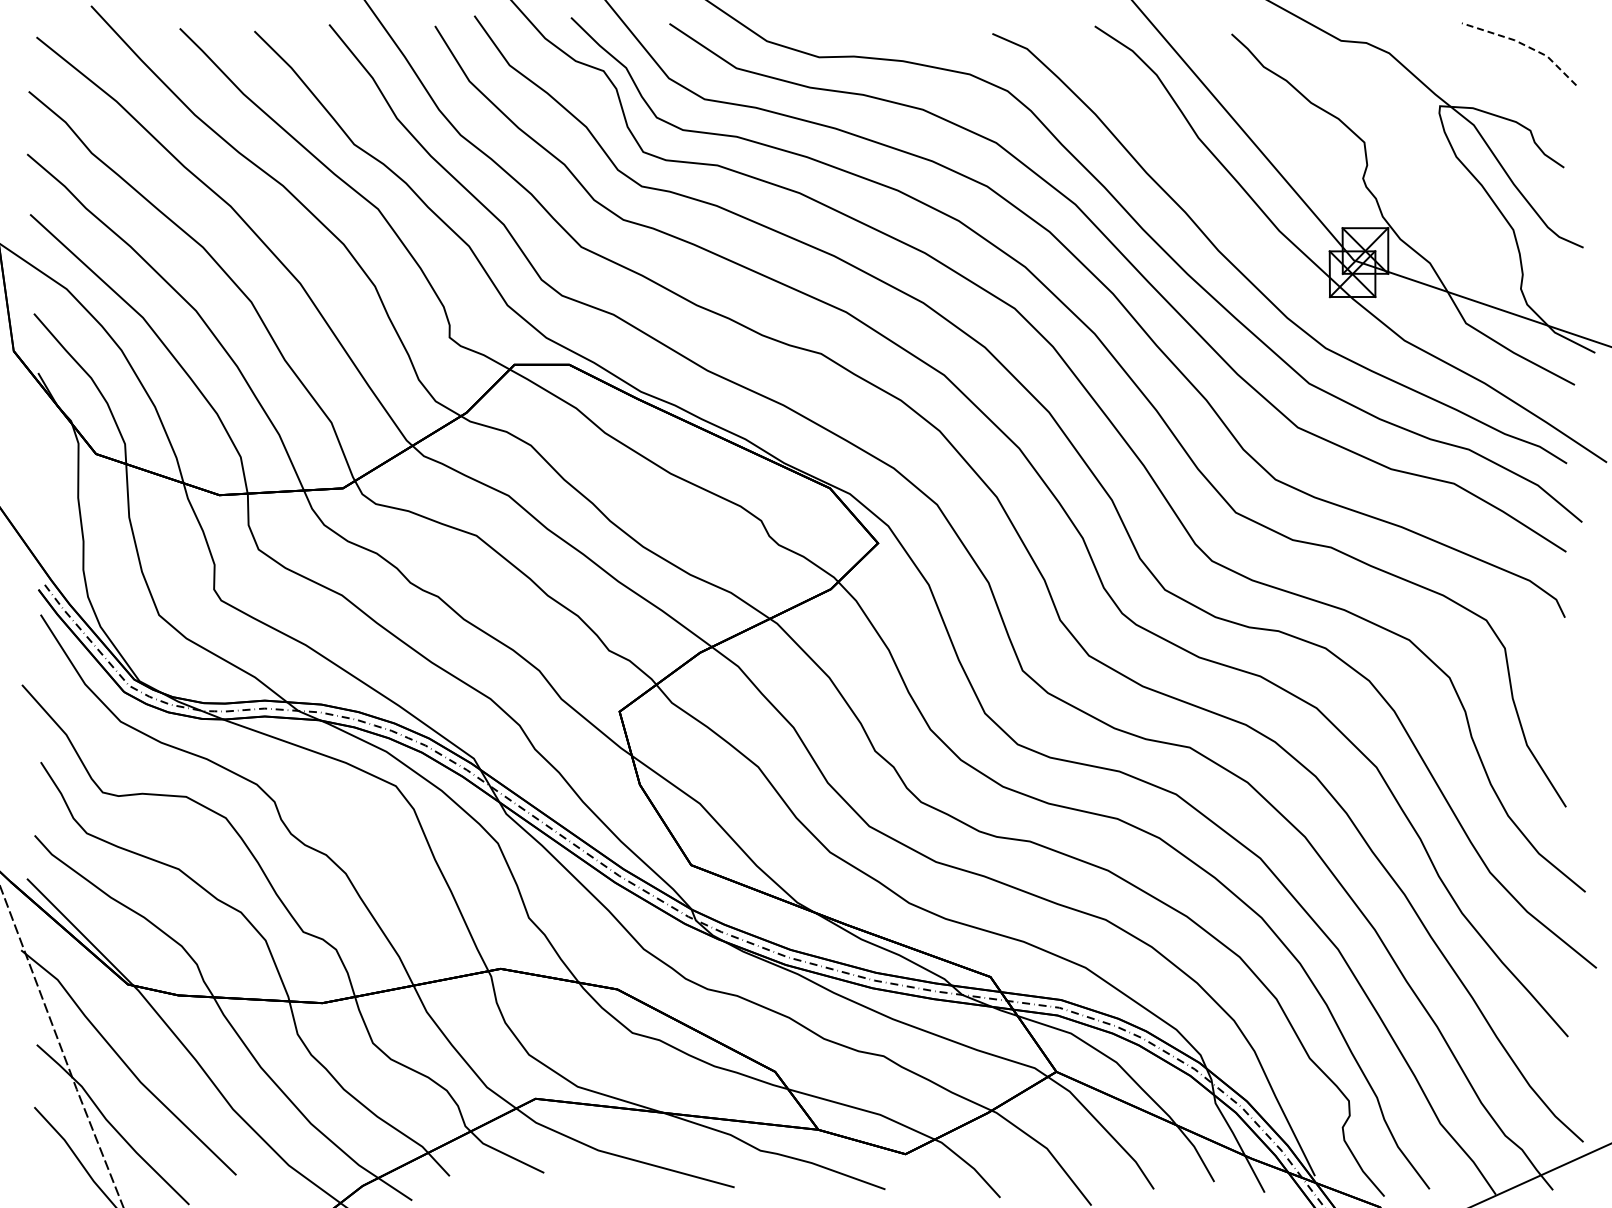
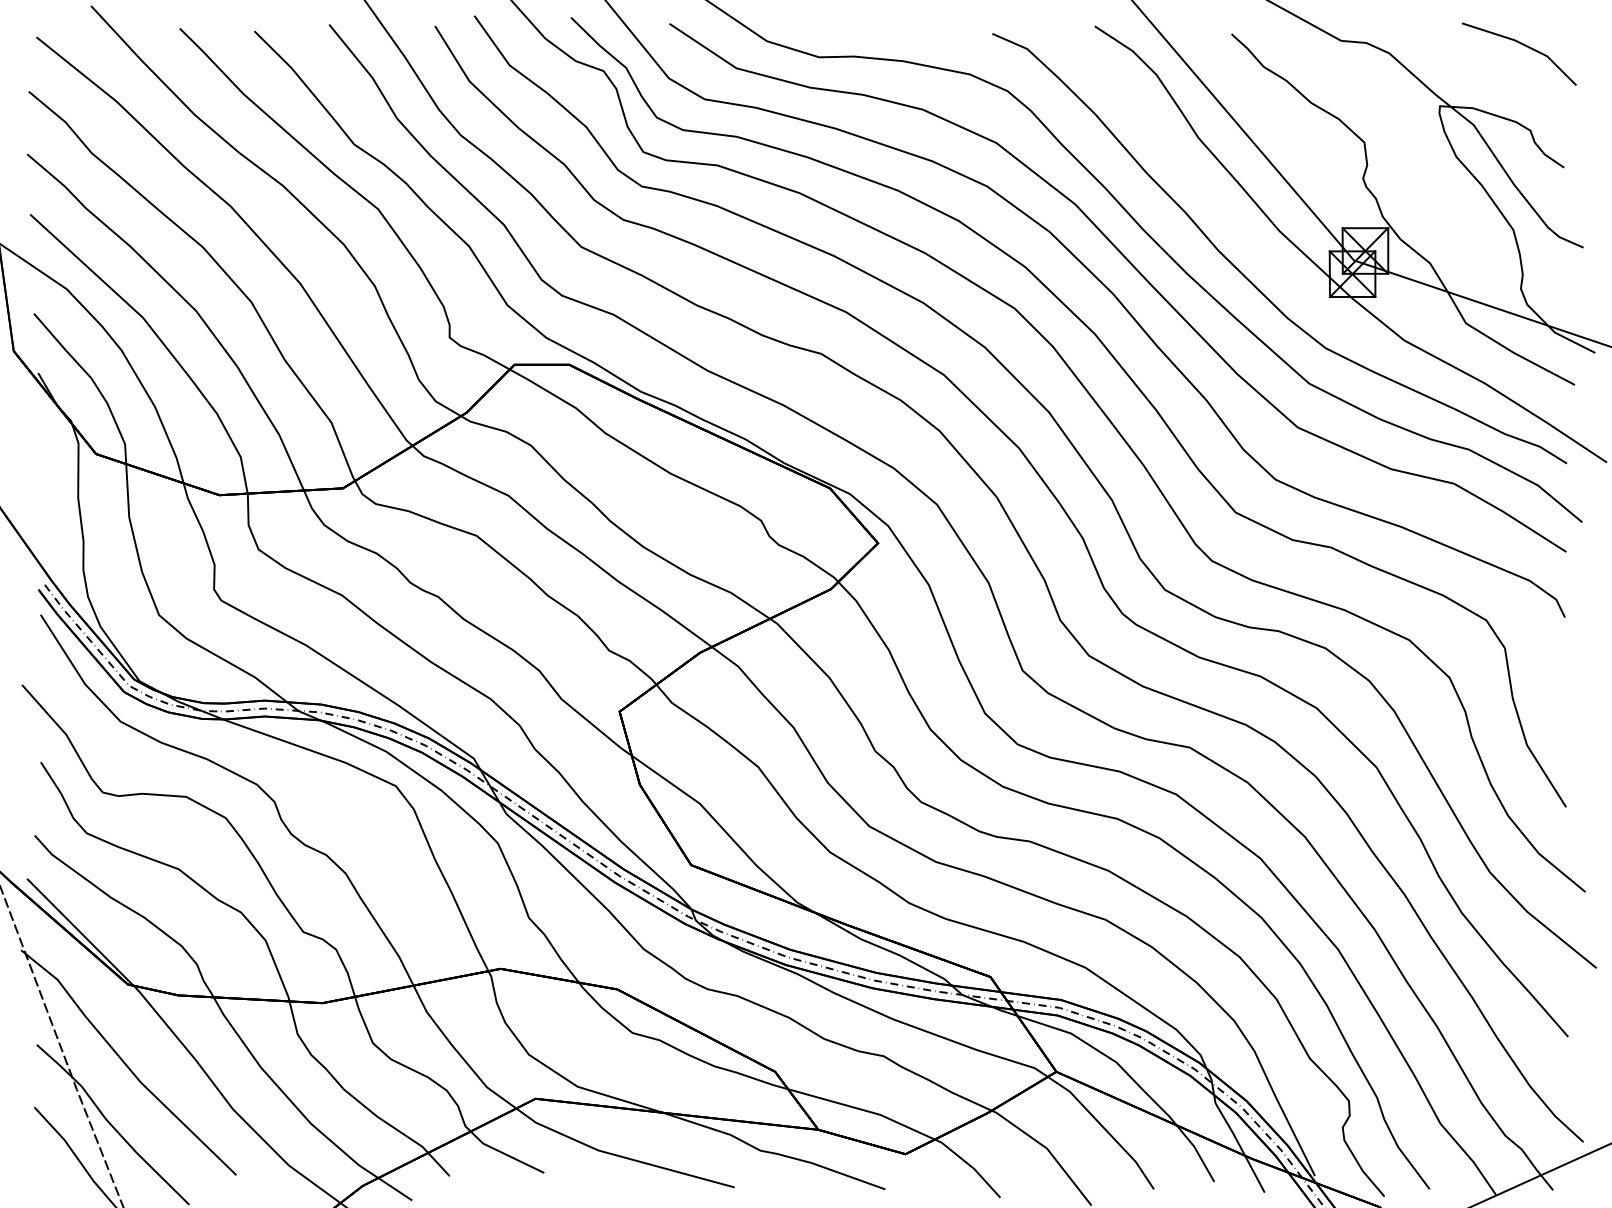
line: dashed -> solid (1524, 45)
